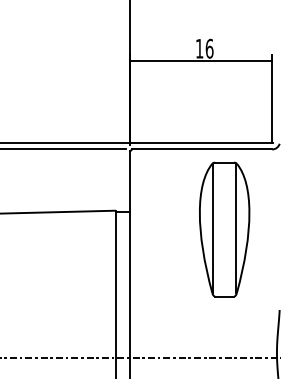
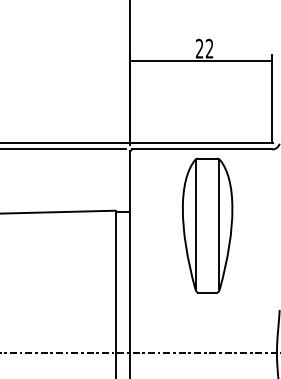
text: 16 -> 22 (204, 48)
part position: (224, 229) -> (207, 225) (207, 225)
line position: (139, 357) -> (139, 352) (139, 352)
